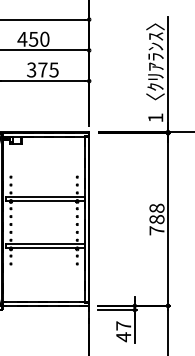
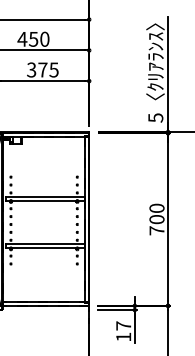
text: 1 -> 5 (155, 117)
text: 788 -> 700 (156, 213)
text: 47 -> 17 (123, 337)
